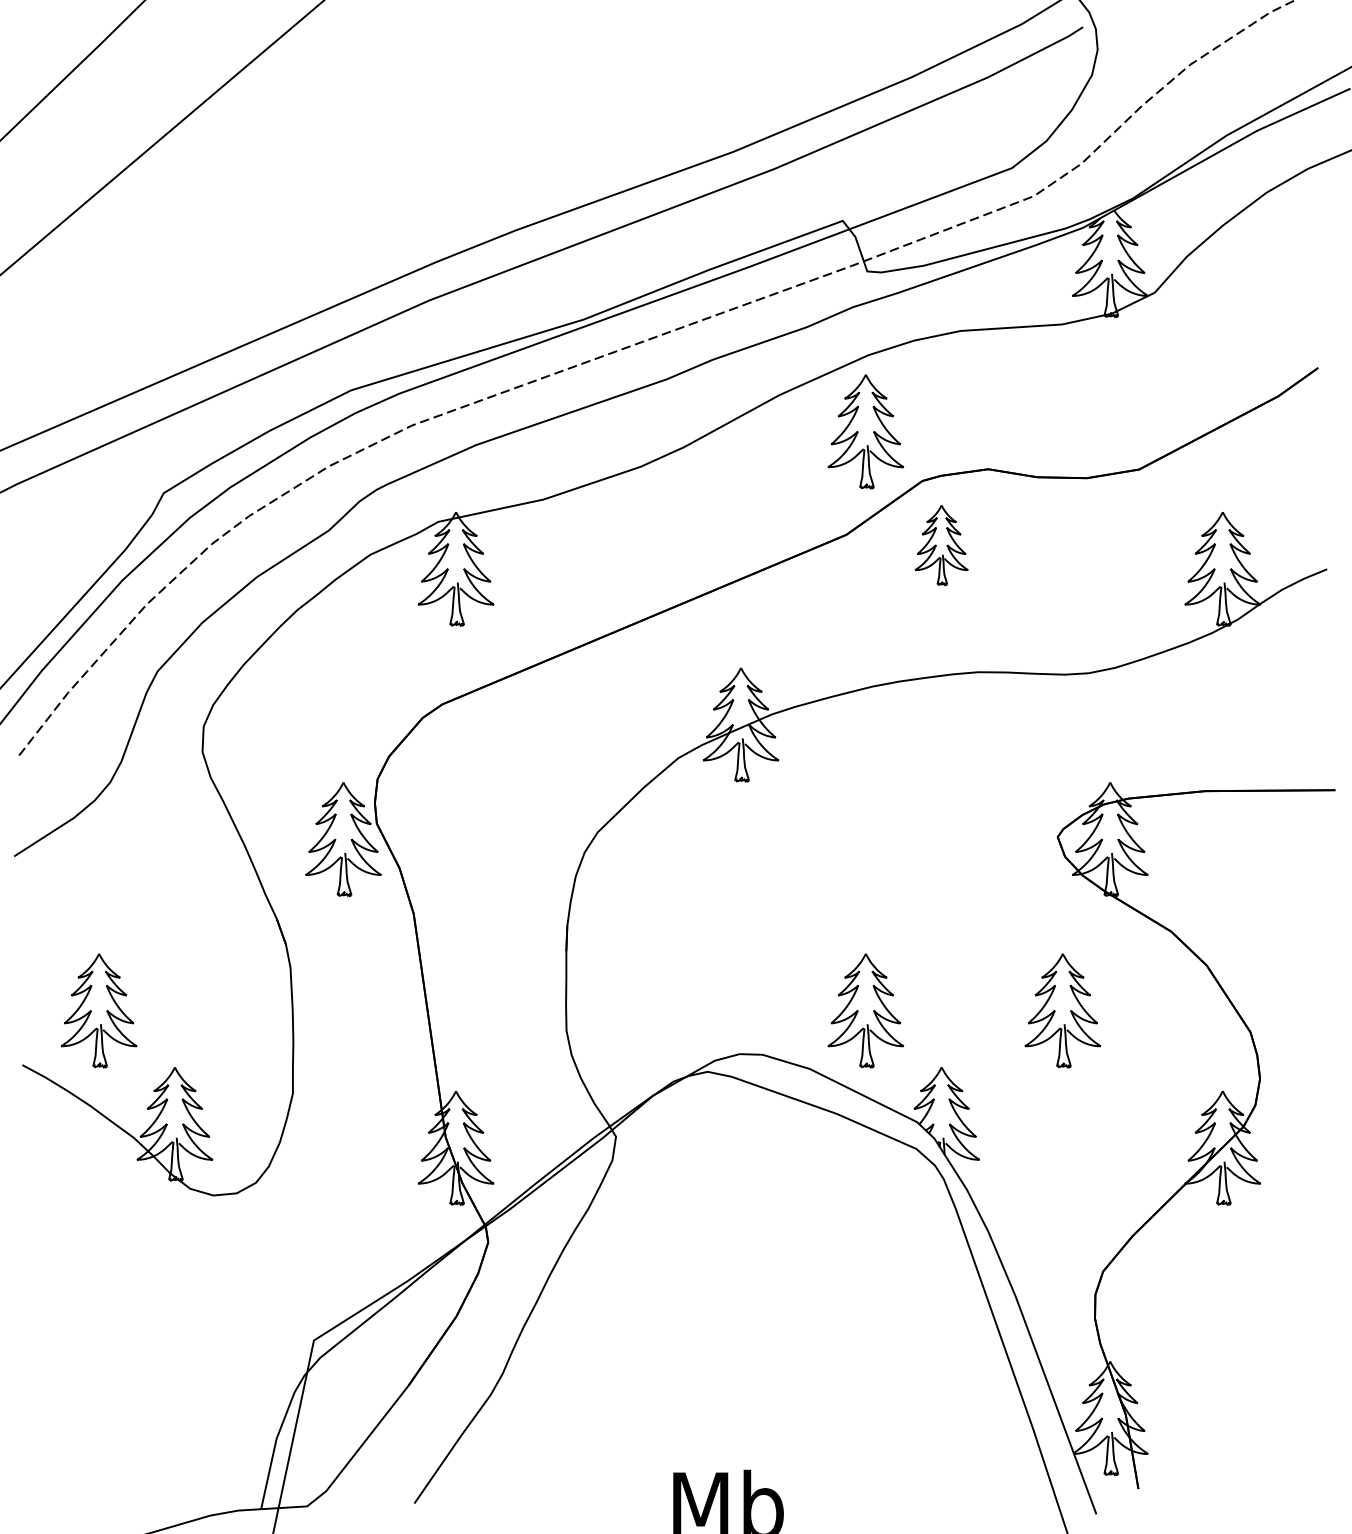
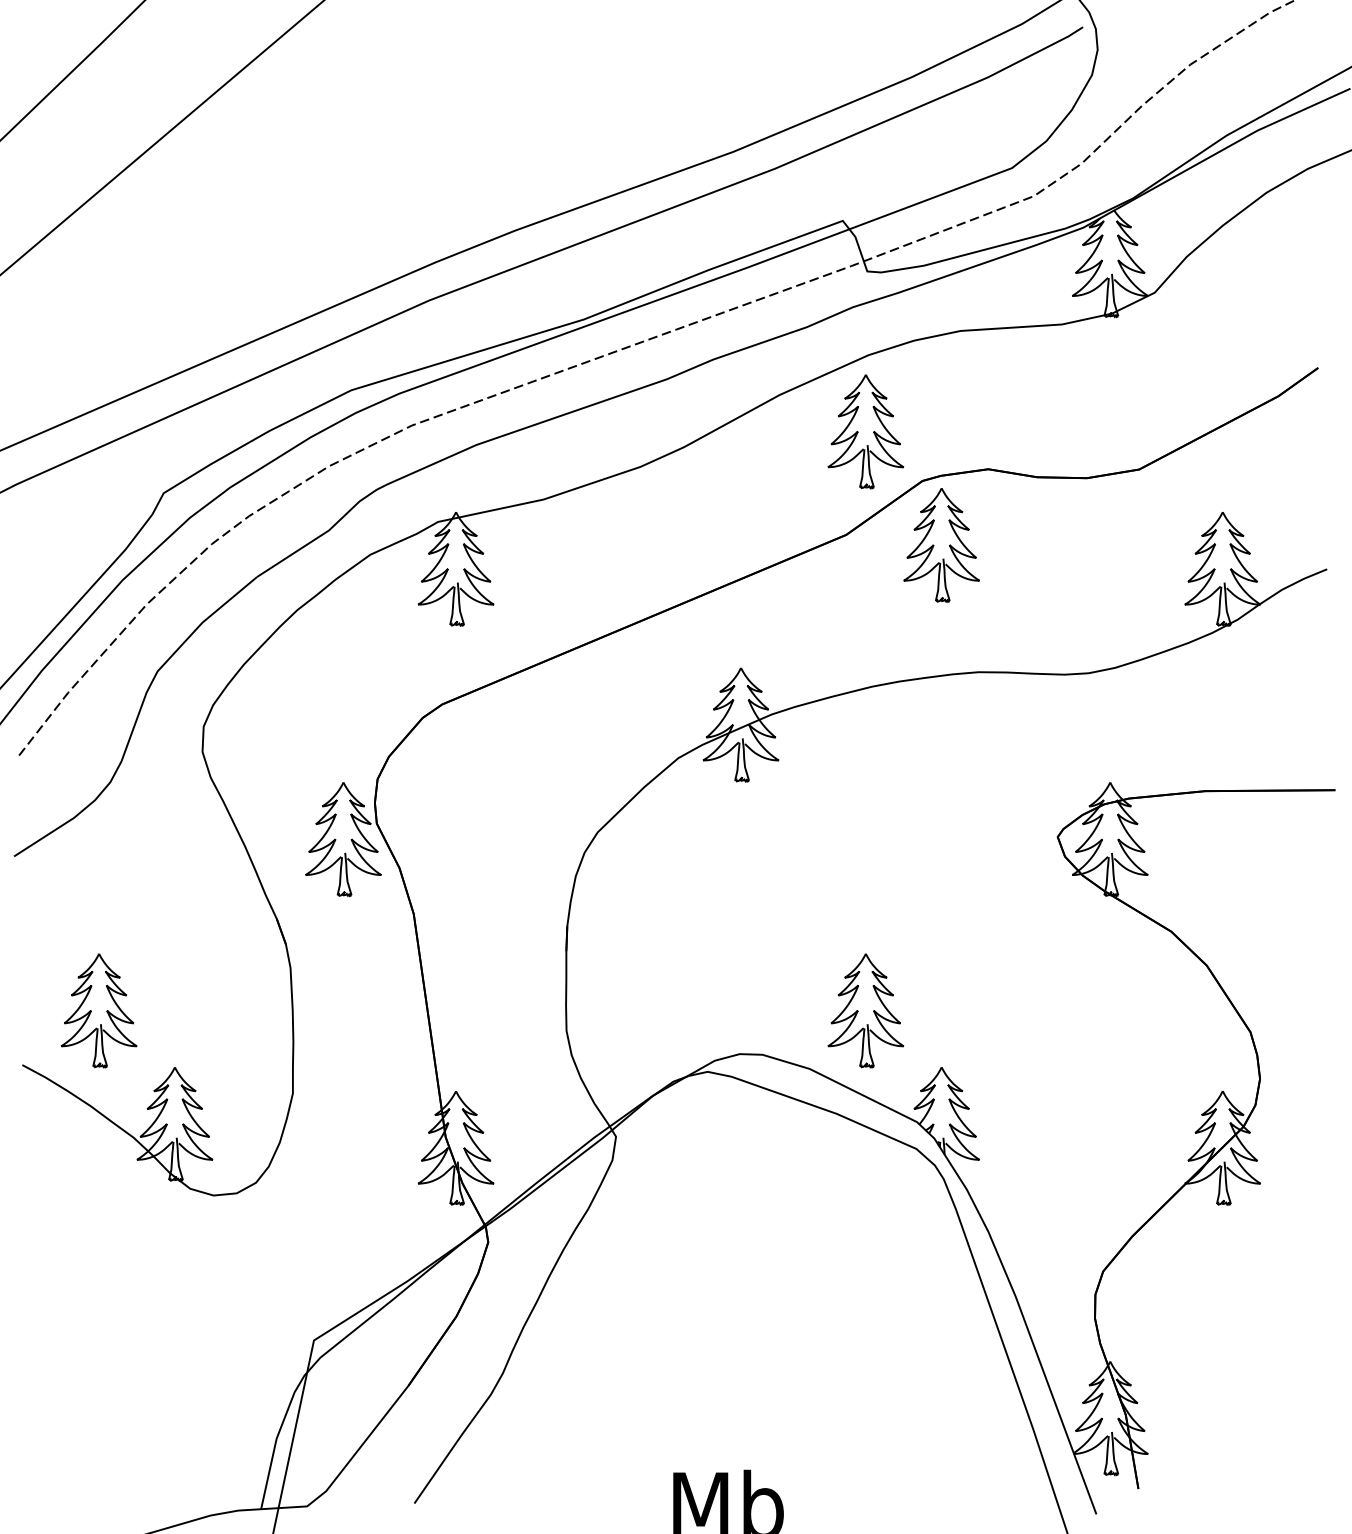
part size: 55x82 px -> 77x115 px (941, 545)
part: present -> none (1062, 1010)
